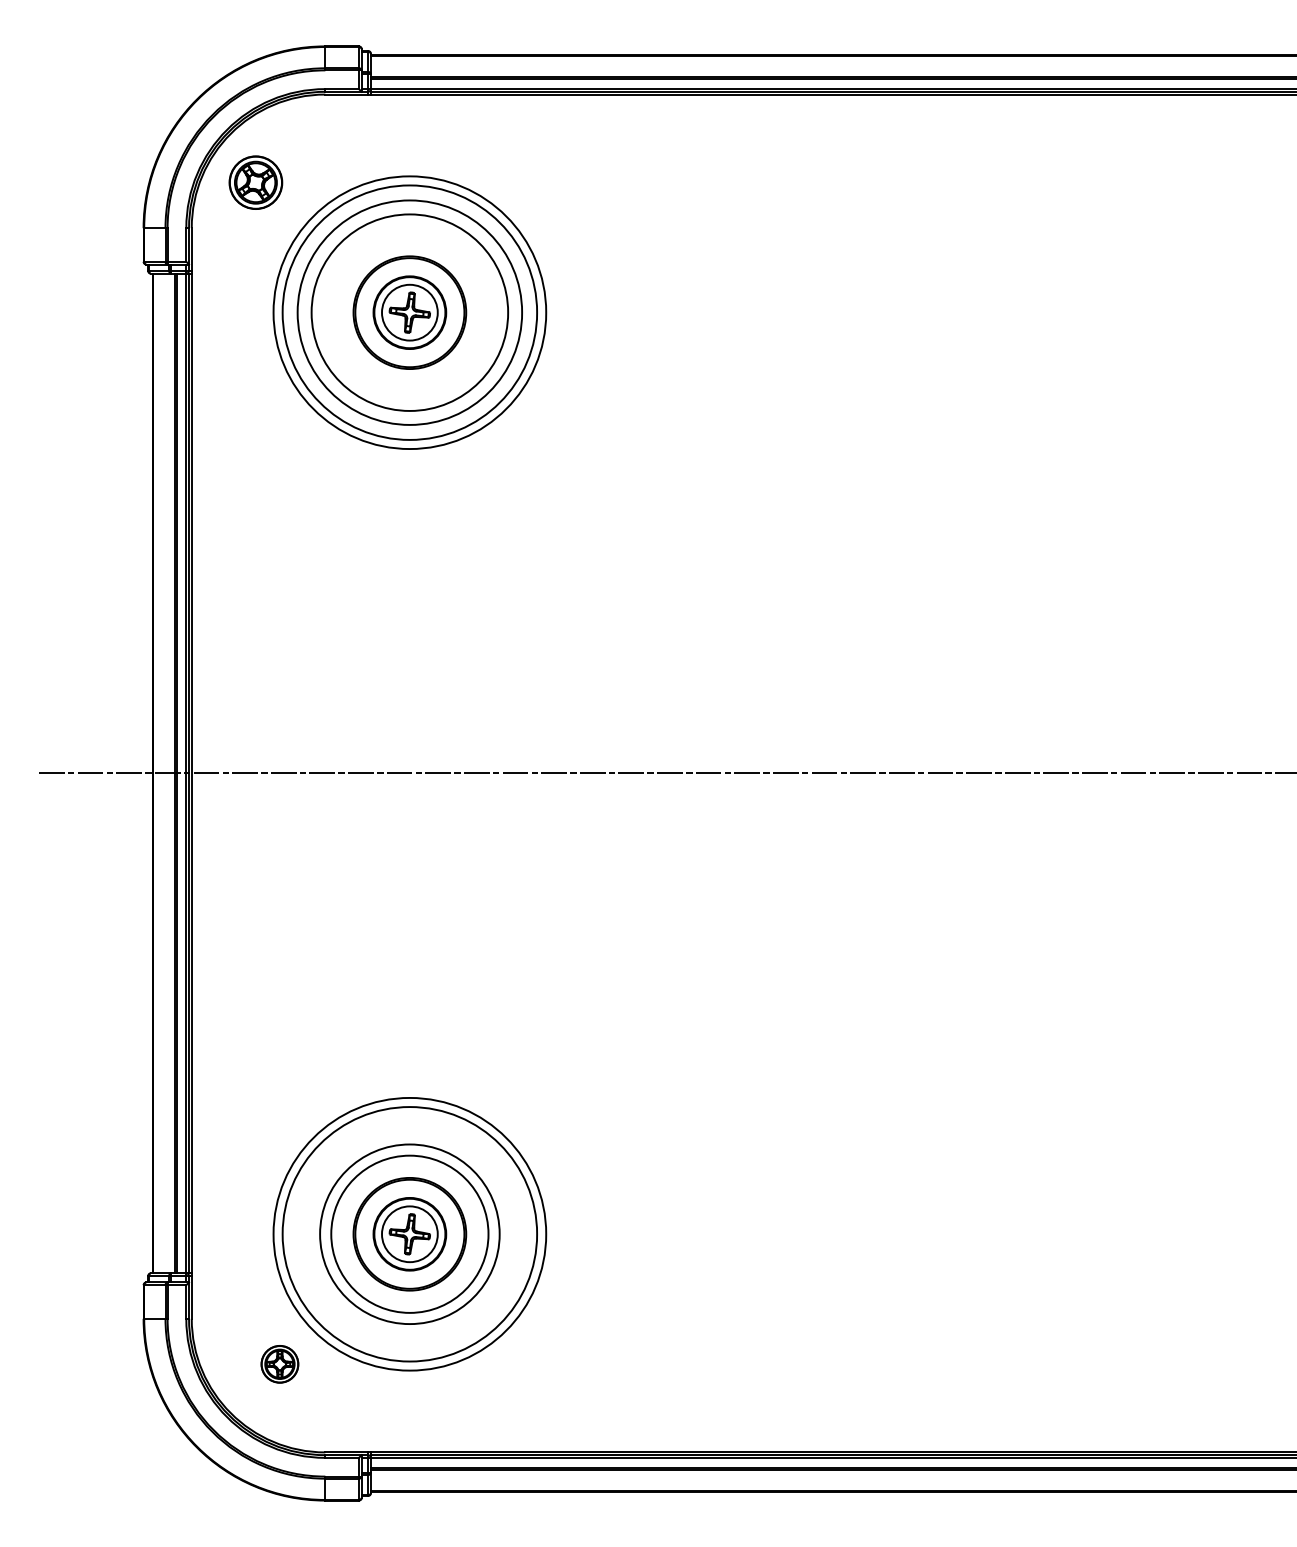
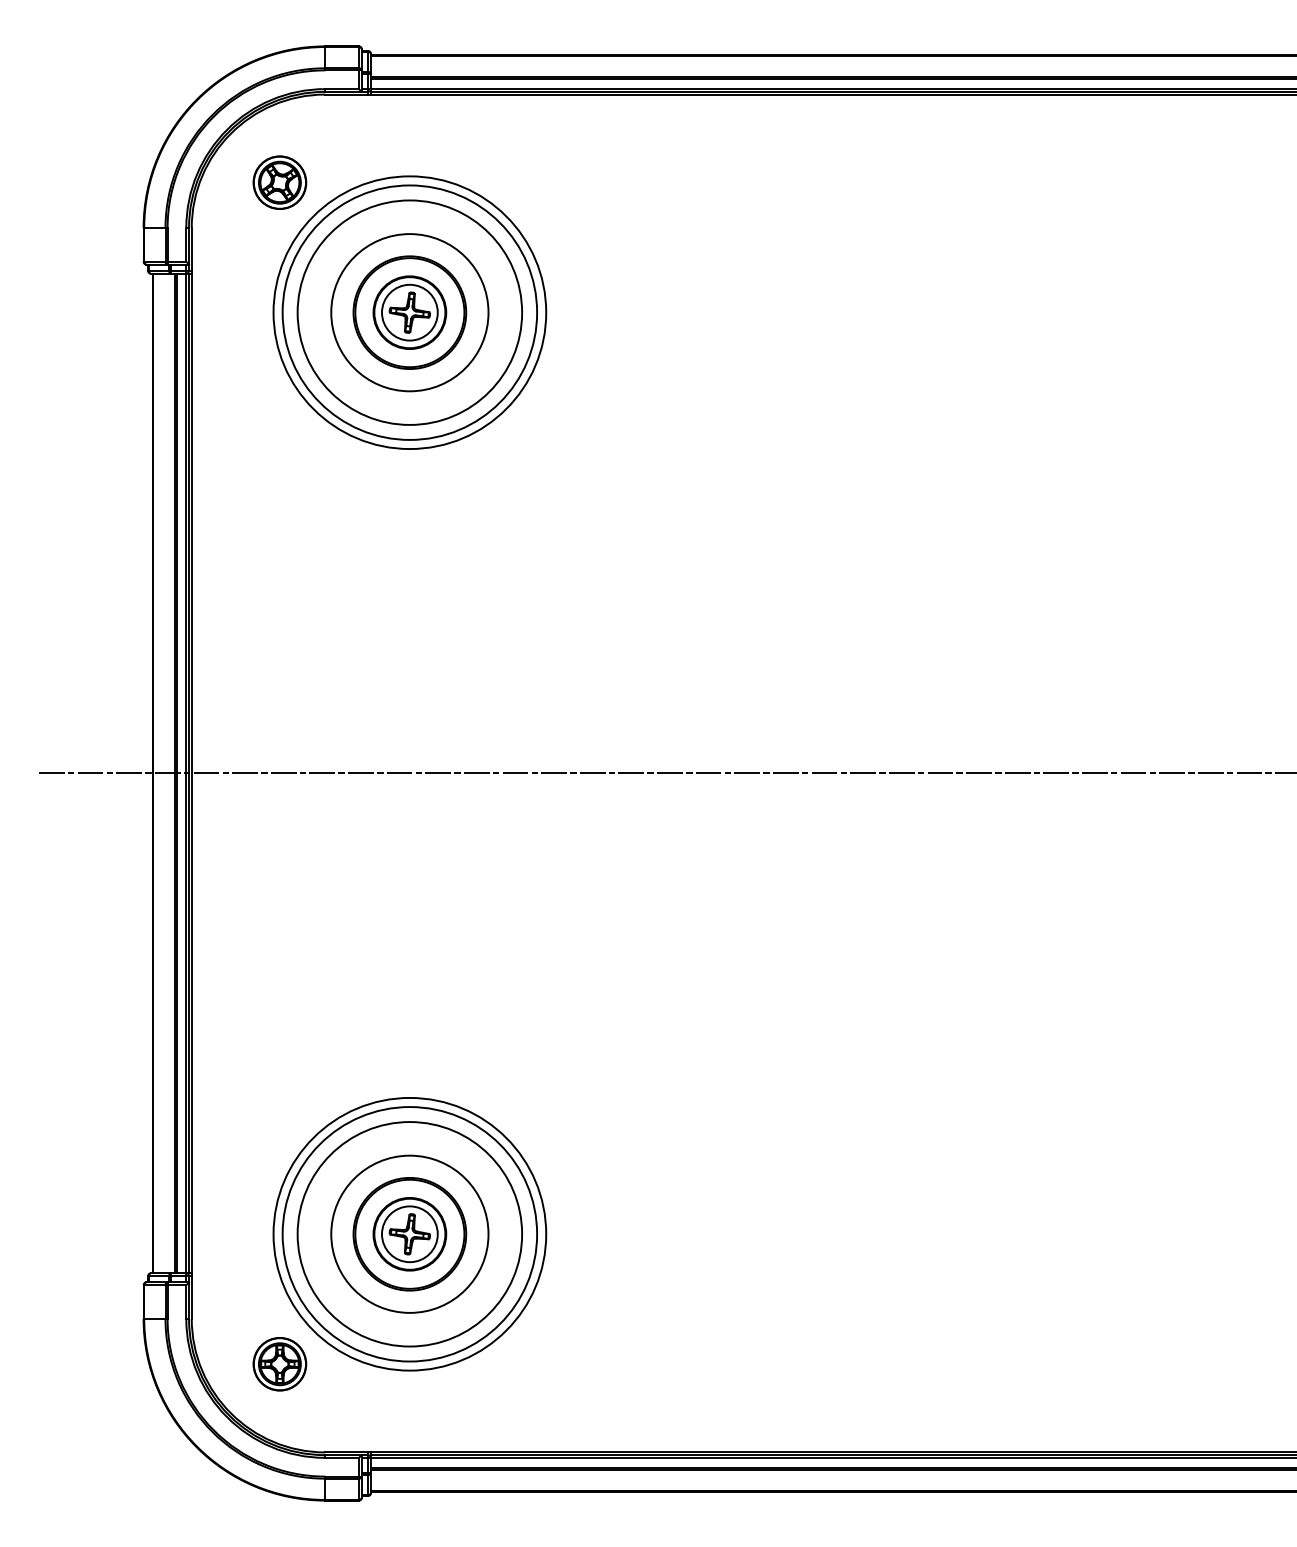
part position: (255, 182) -> (279, 182) (279, 182)
circle diameter: 197 px -> 157 px (409, 312)
circle diameter: 180 px -> 224 px (409, 1234)
part size: 40x39 px -> 56x55 px (279, 1364)
